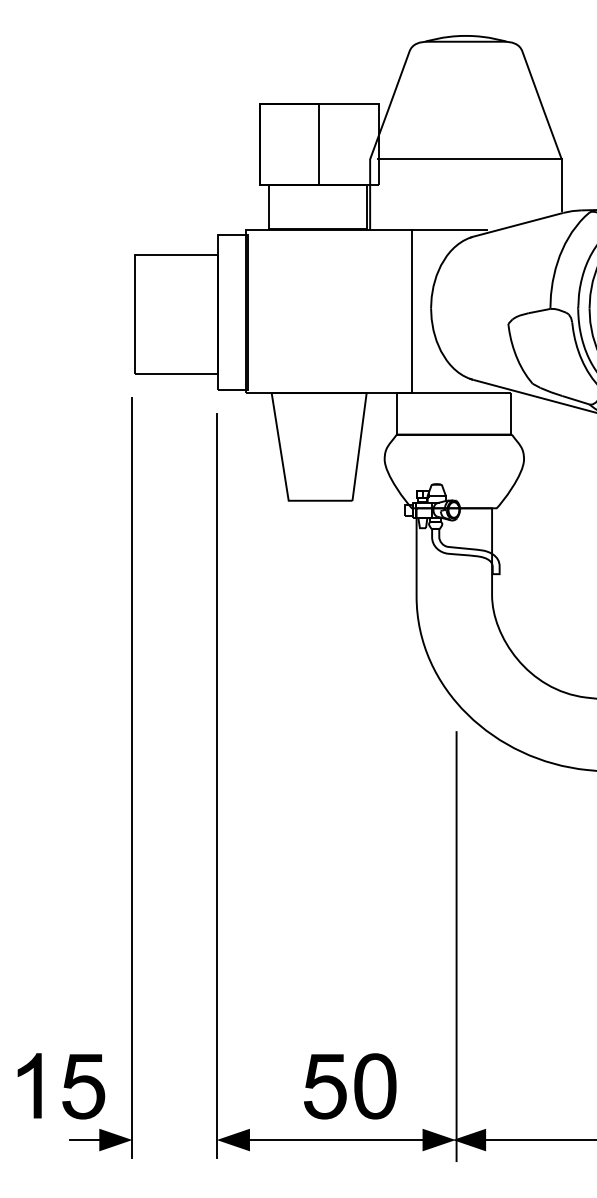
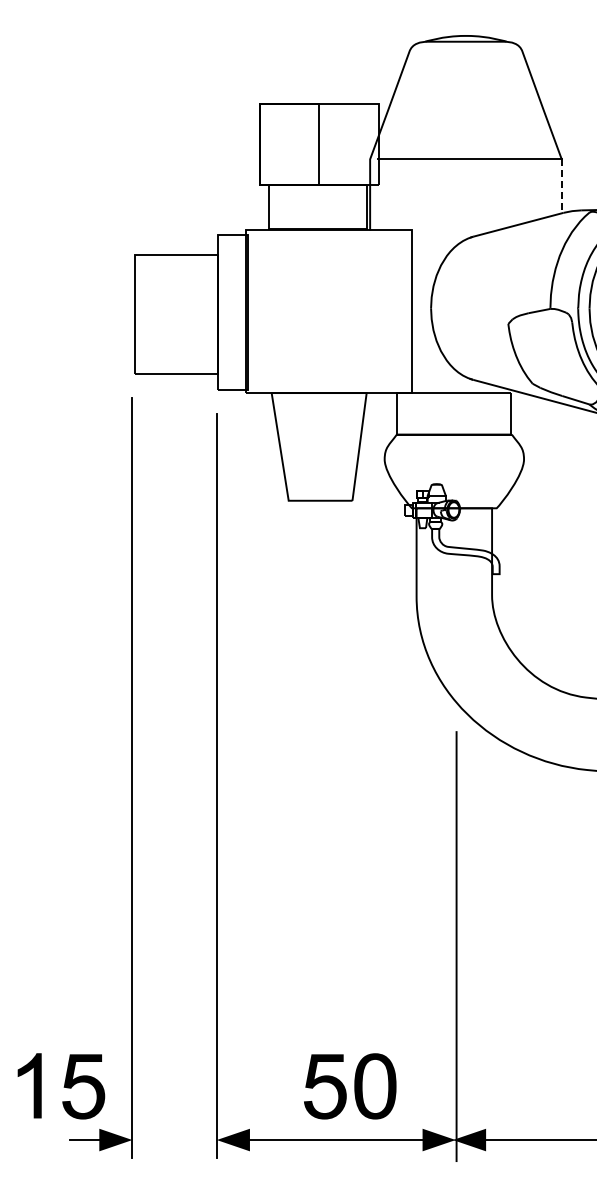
line: solid -> dashed (561, 185)
line: present -> none (449, 230)
